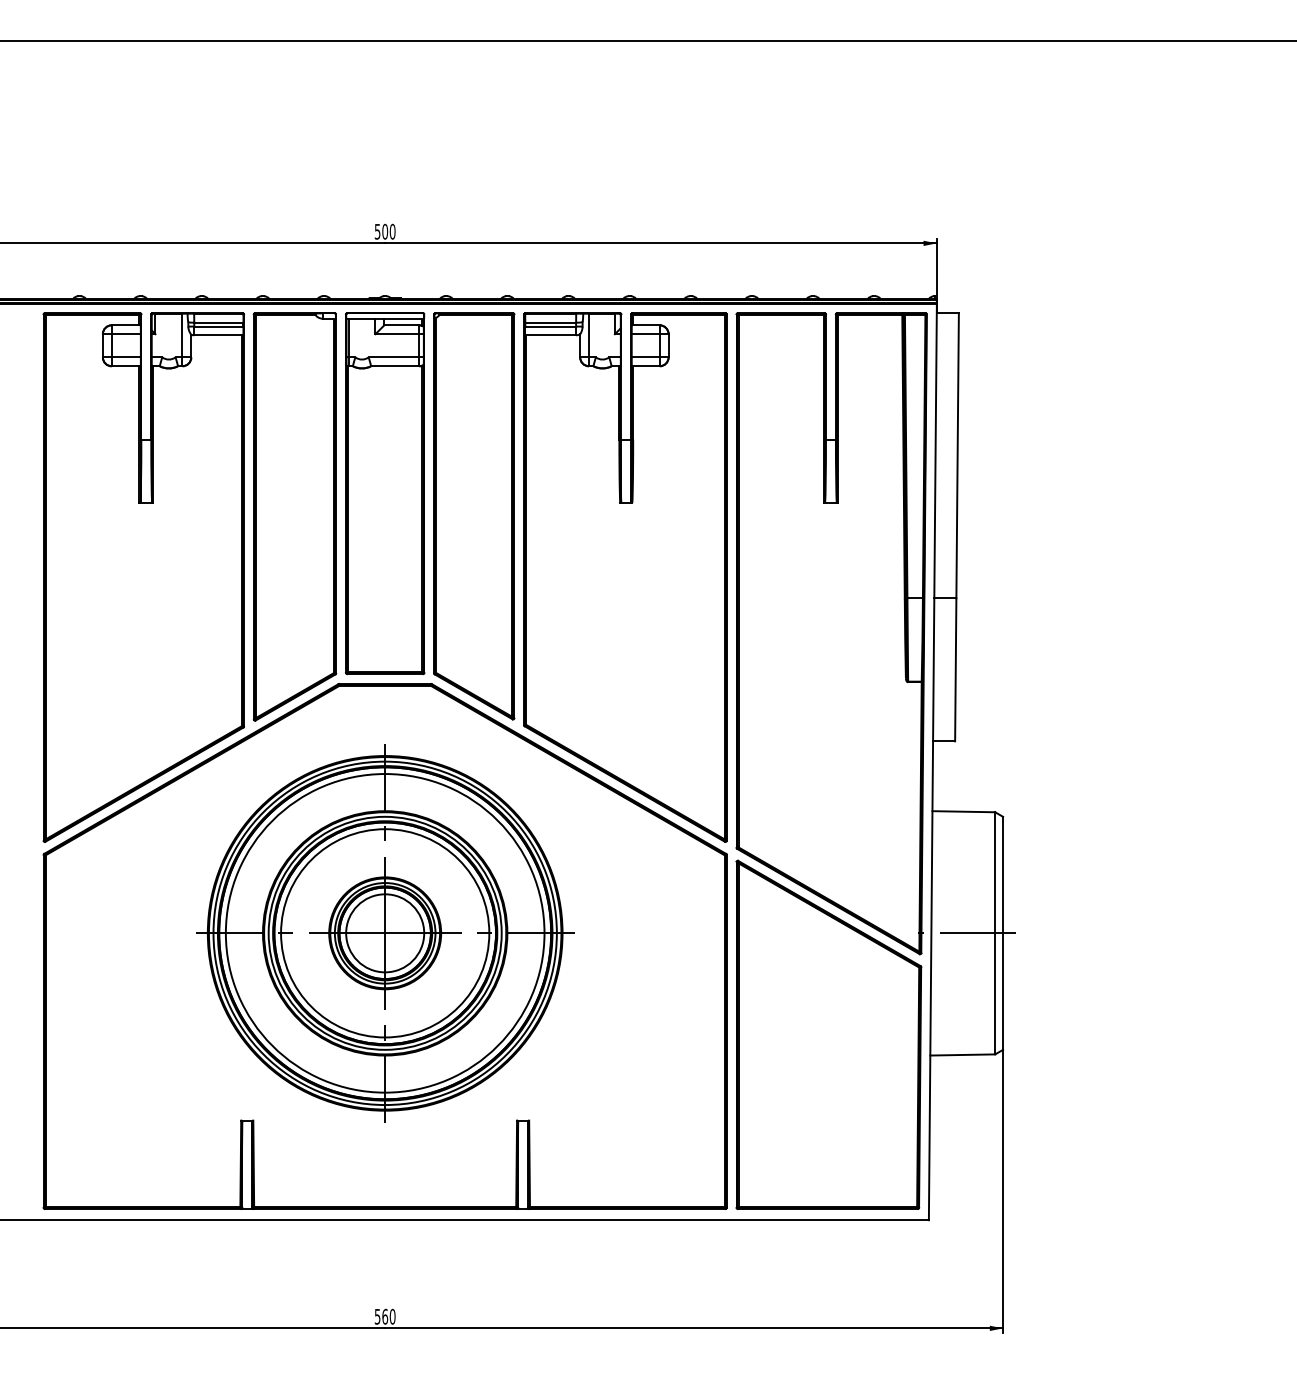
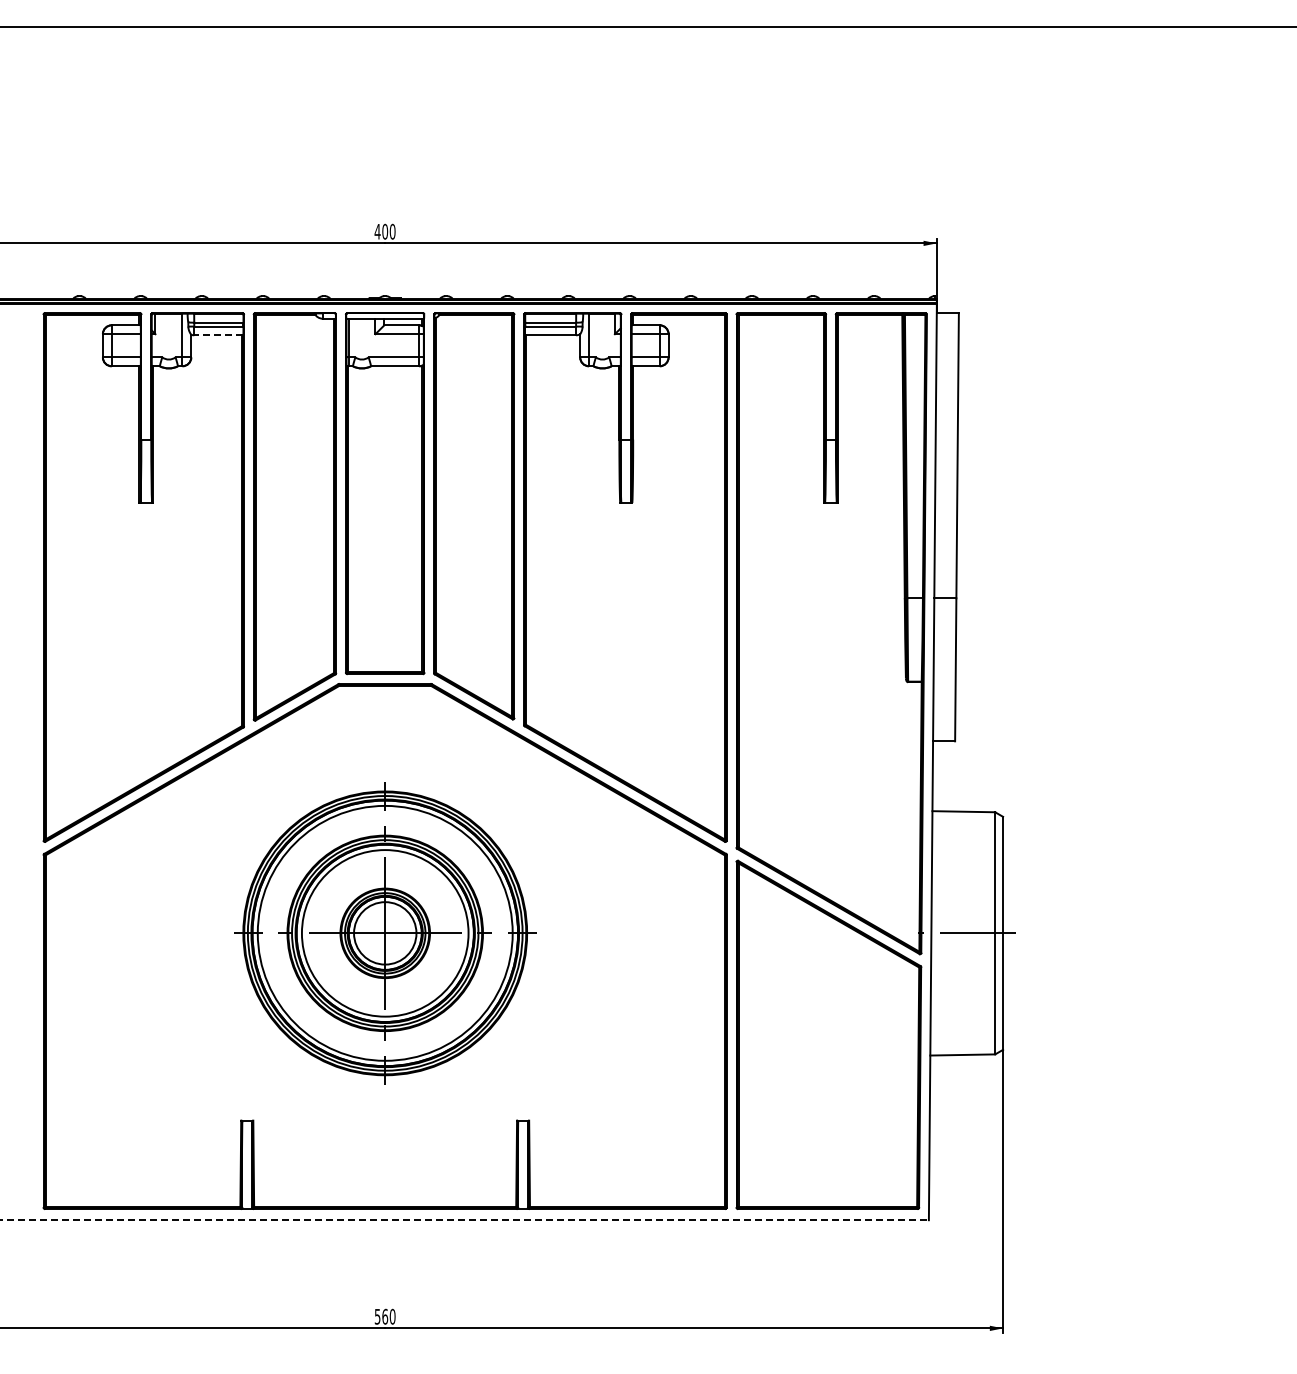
line position: (647, 41) -> (647, 27) (647, 27)
text: 500 -> 400 (377, 231)
line: solid -> dashed (218, 335)
part size: 379x379 px -> 303x303 px (385, 933)
line: solid -> dashed (465, 1220)
